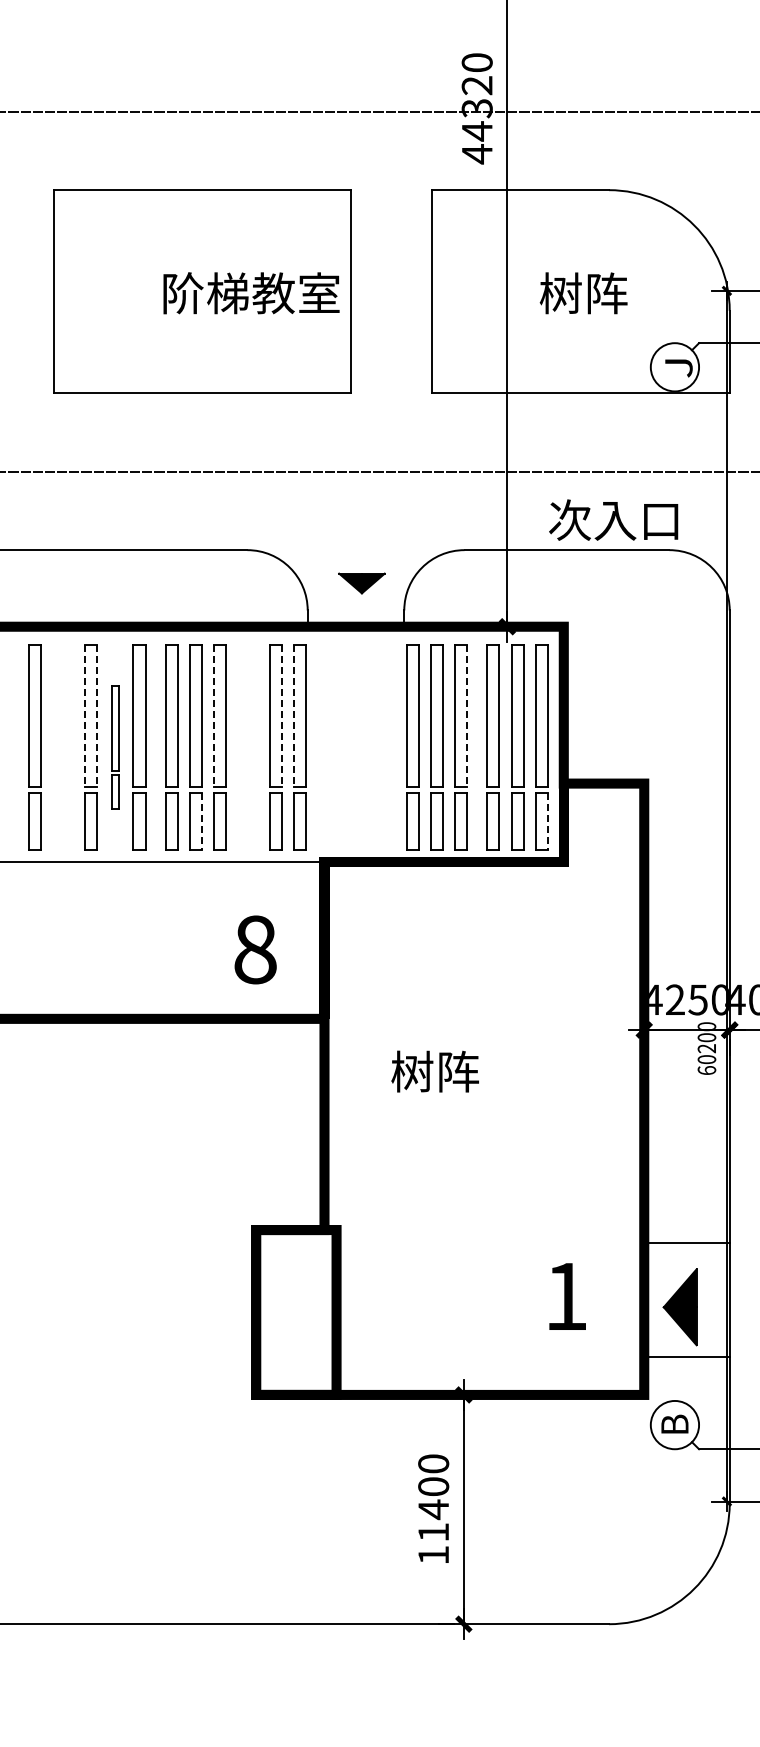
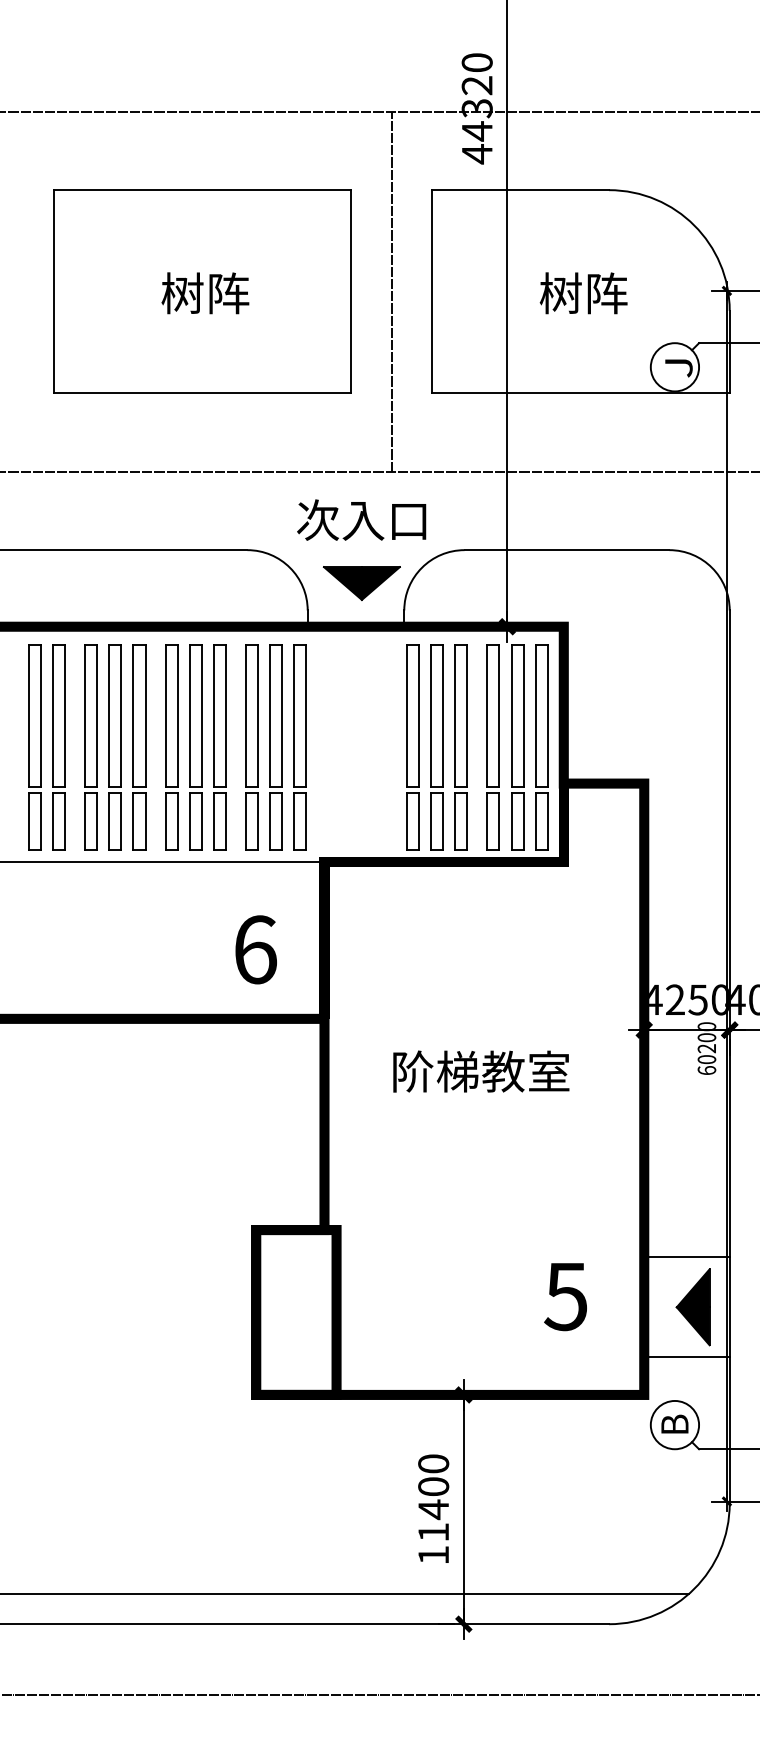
line: none -> present (391, 291)
text: 阶梯教室 -> 树阵 (250, 293)
text position: (613, 519) -> (361, 519) (361, 519)
part size: 48x23 px -> 78x35 px (361, 583)
line: dashed -> solid (85, 715)
line: dashed -> solid (97, 715)
line: dashed -> solid (213, 715)
line: dashed -> solid (282, 715)
line: dashed -> solid (294, 715)
line: dashed -> solid (467, 715)
part: none -> present (58, 747)
part size: 9x125 px -> 14x207 px (114, 747)
part: none -> present (251, 747)
line: dashed -> solid (201, 821)
line: dashed -> solid (547, 821)
text: 8 -> 6 (255, 949)
text: 树阵 -> 阶梯教室 (480, 1071)
line position: (686, 1242) -> (686, 1256) (686, 1256)
text: 1 -> 5 (565, 1297)
part position: (679, 1307) -> (692, 1307) (692, 1307)
line: none -> present (345, 1594)
line: none -> present (379, 1694)
